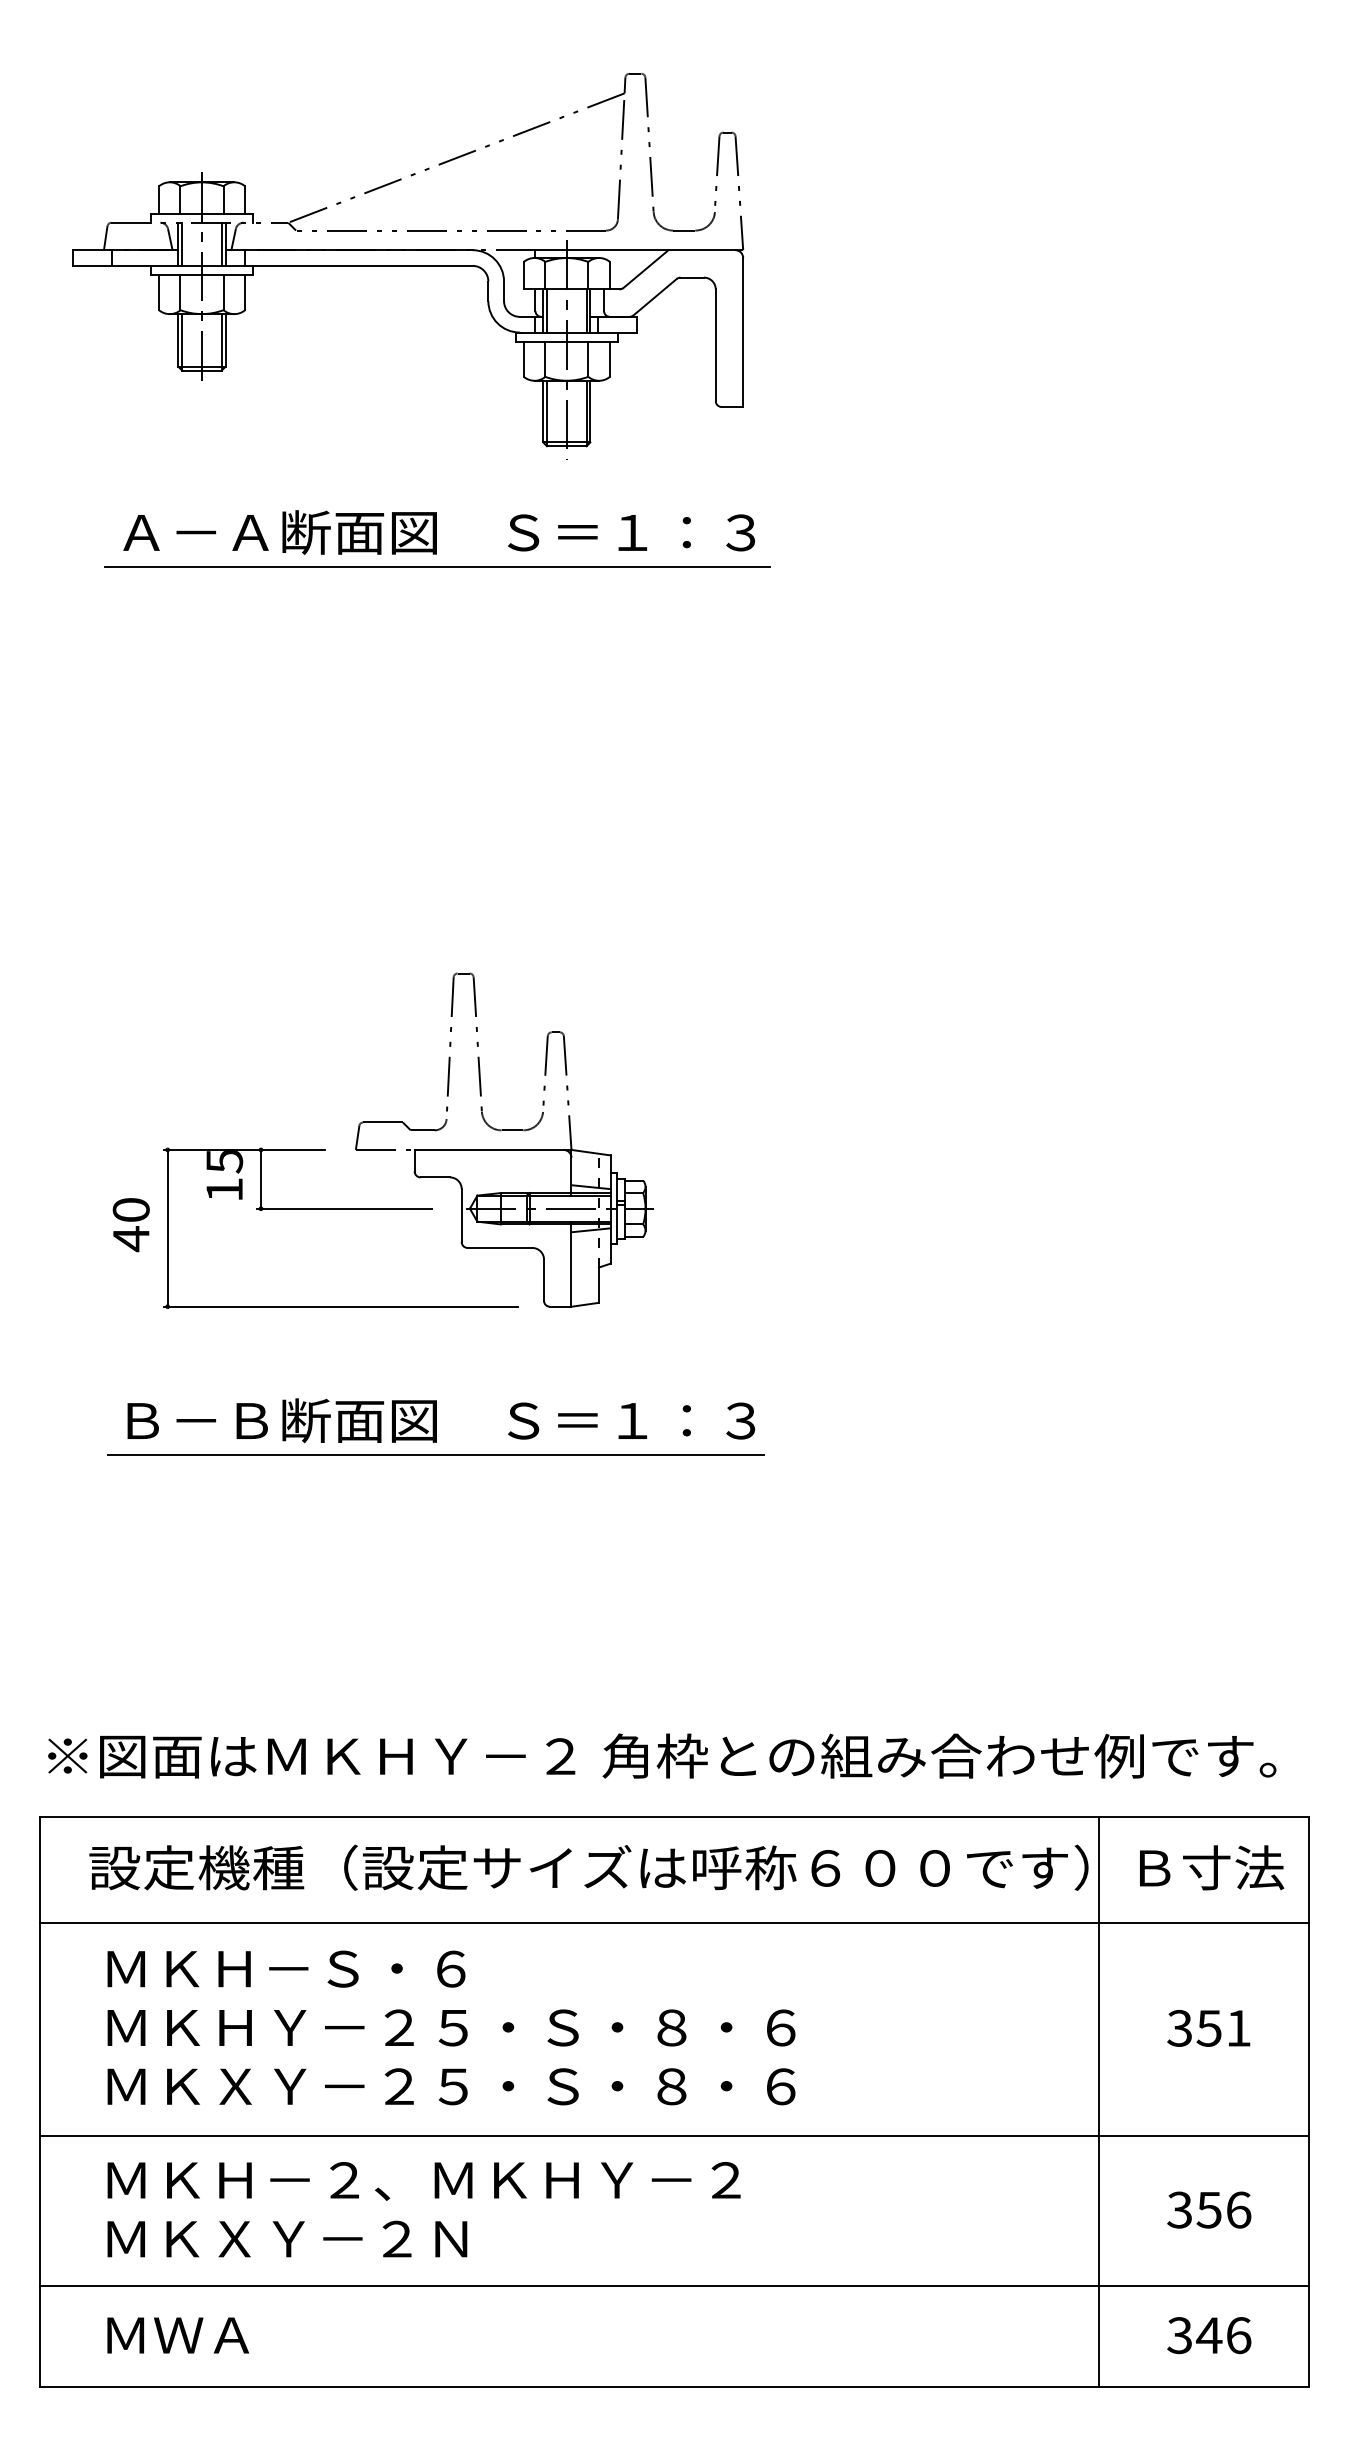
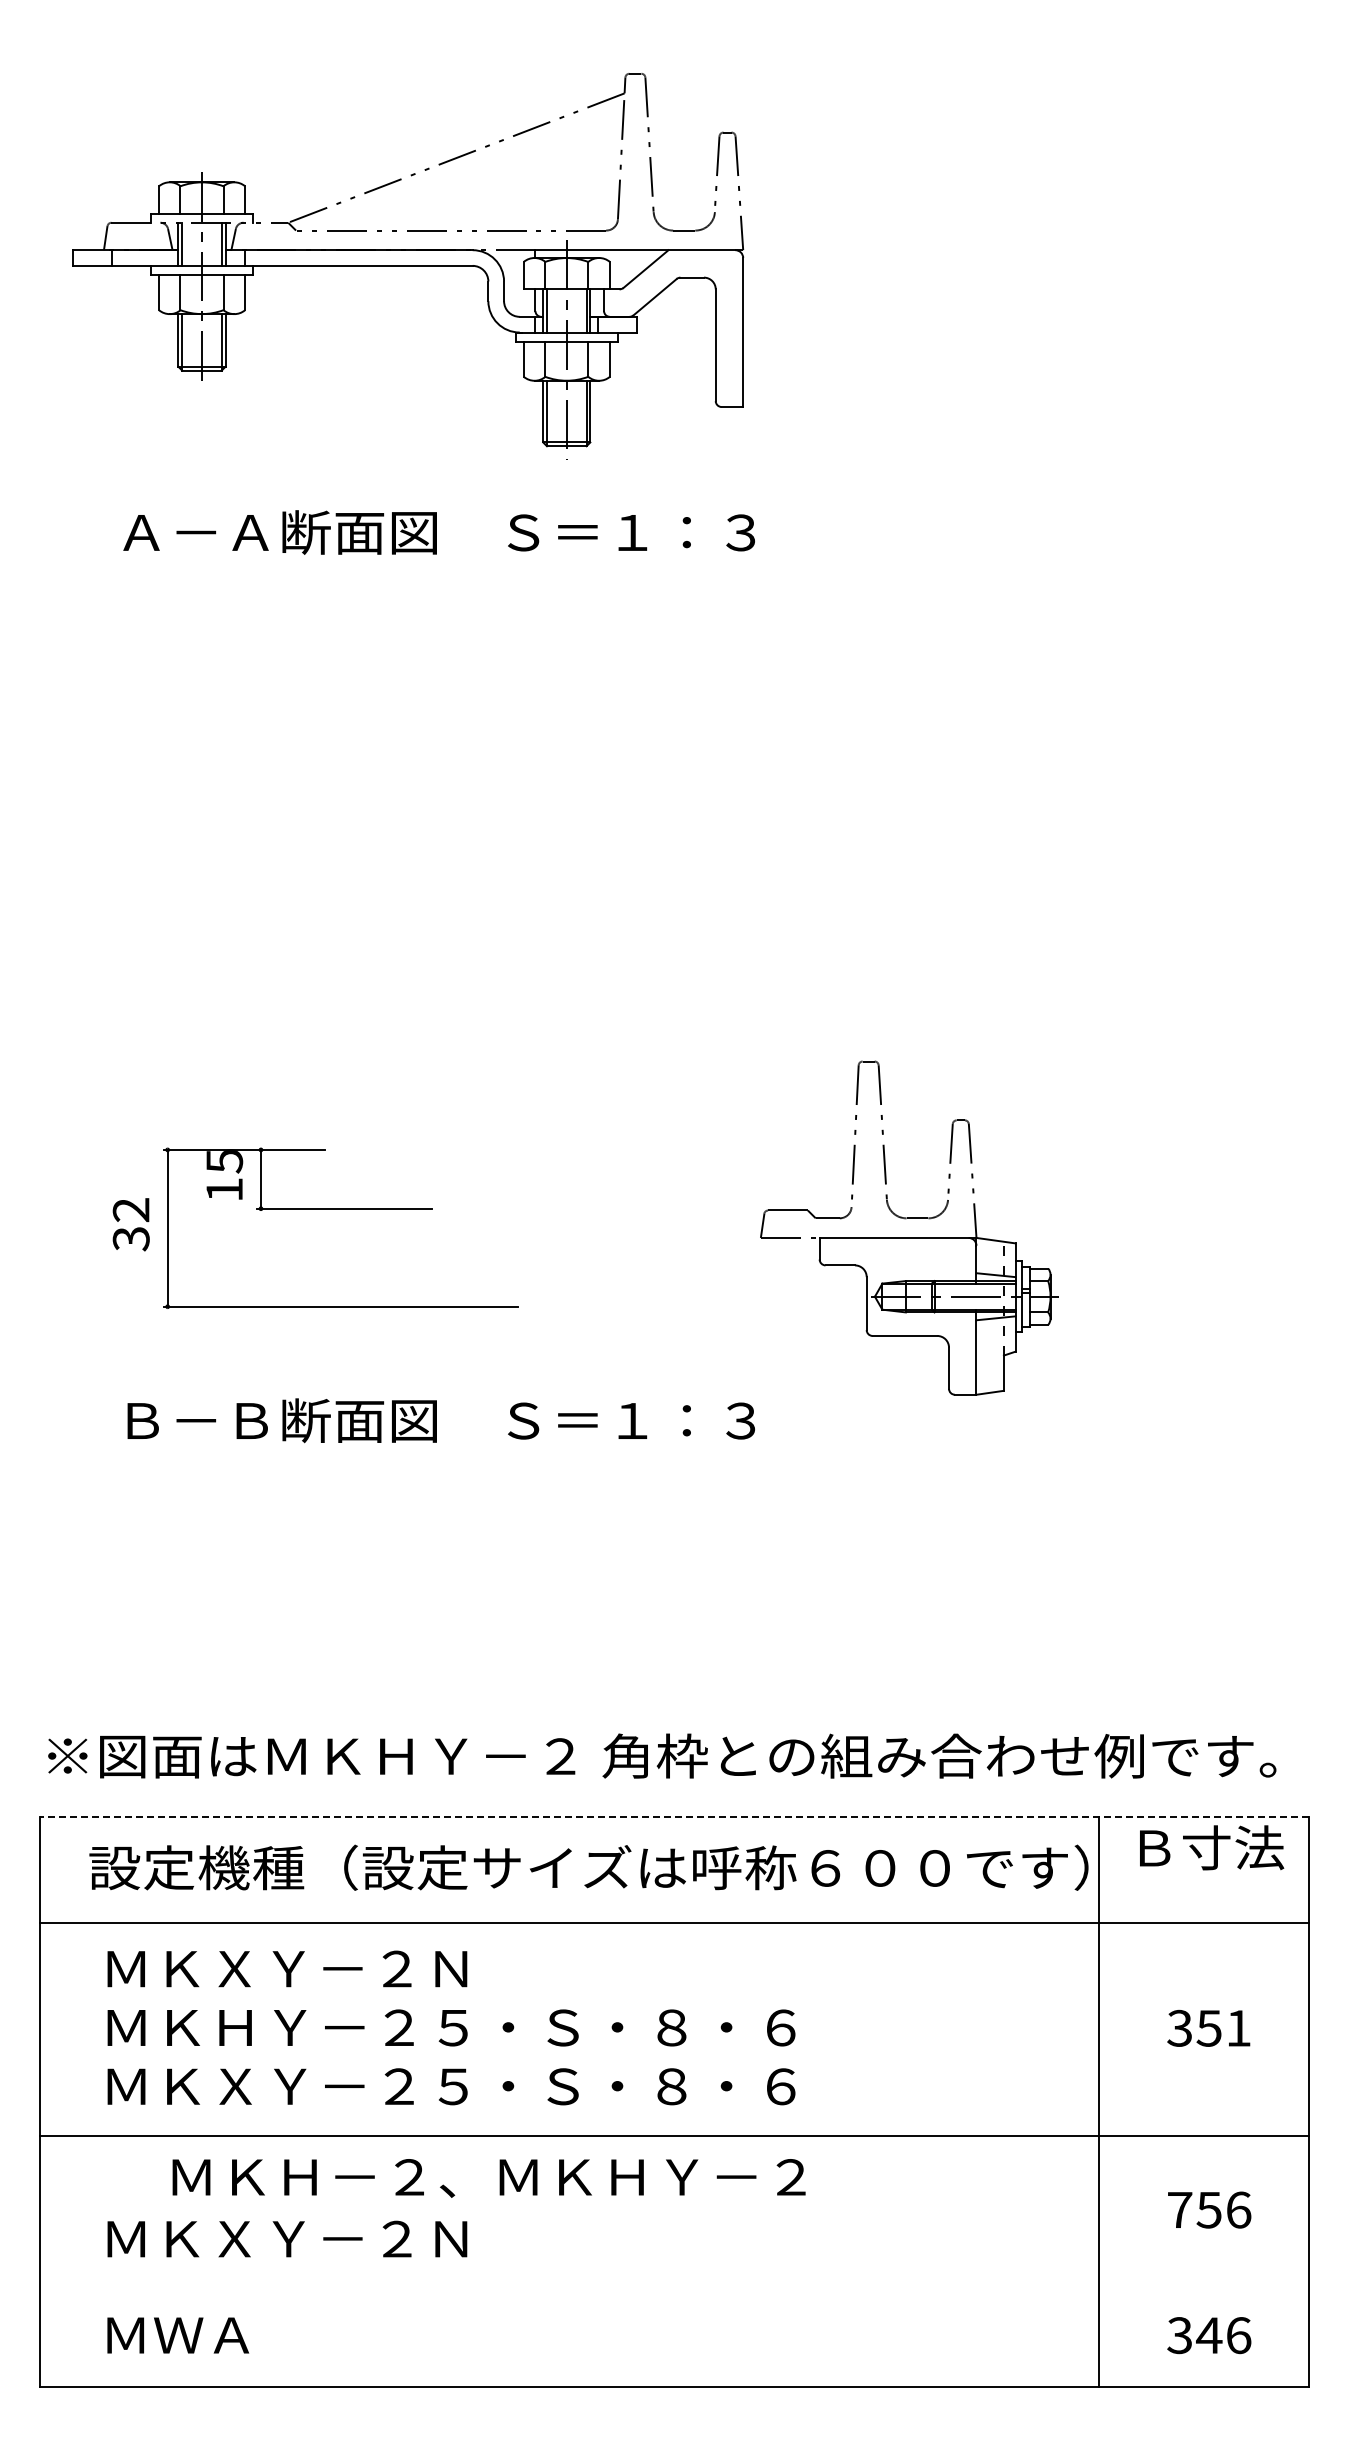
line: present -> none (437, 566)
part position: (501, 1131) -> (906, 1219) (906, 1219)
text: 40 -> 32 (130, 1225)
line: present -> none (435, 1454)
line: solid -> dashed (674, 1816)
text position: (1212, 1867) -> (1212, 1847) (1212, 1847)
text: ＭＫＨ－Ｓ・６ -> ＭＫＸＹ－２Ｎ (342, 1968)
text position: (423, 2181) -> (488, 2178) (488, 2178)
text: 356 -> 756 (1179, 2209)
line: present -> none (674, 2286)
